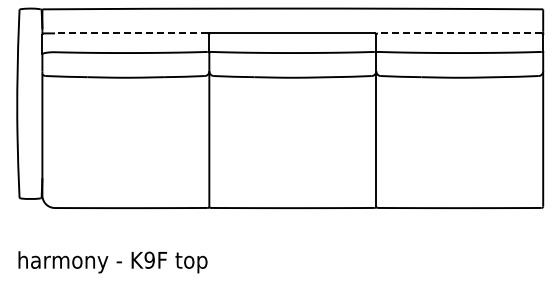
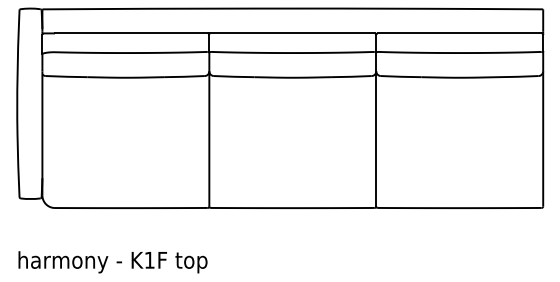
line: dashed -> solid (130, 33)
line: dashed -> solid (459, 33)
text: K9F -> K1F (149, 259)
